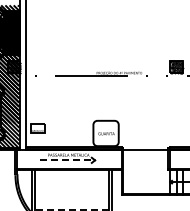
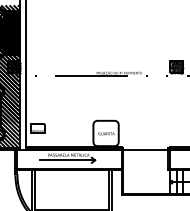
line: dashed -> solid (68, 160)
line: dashed -> solid (72, 209)
